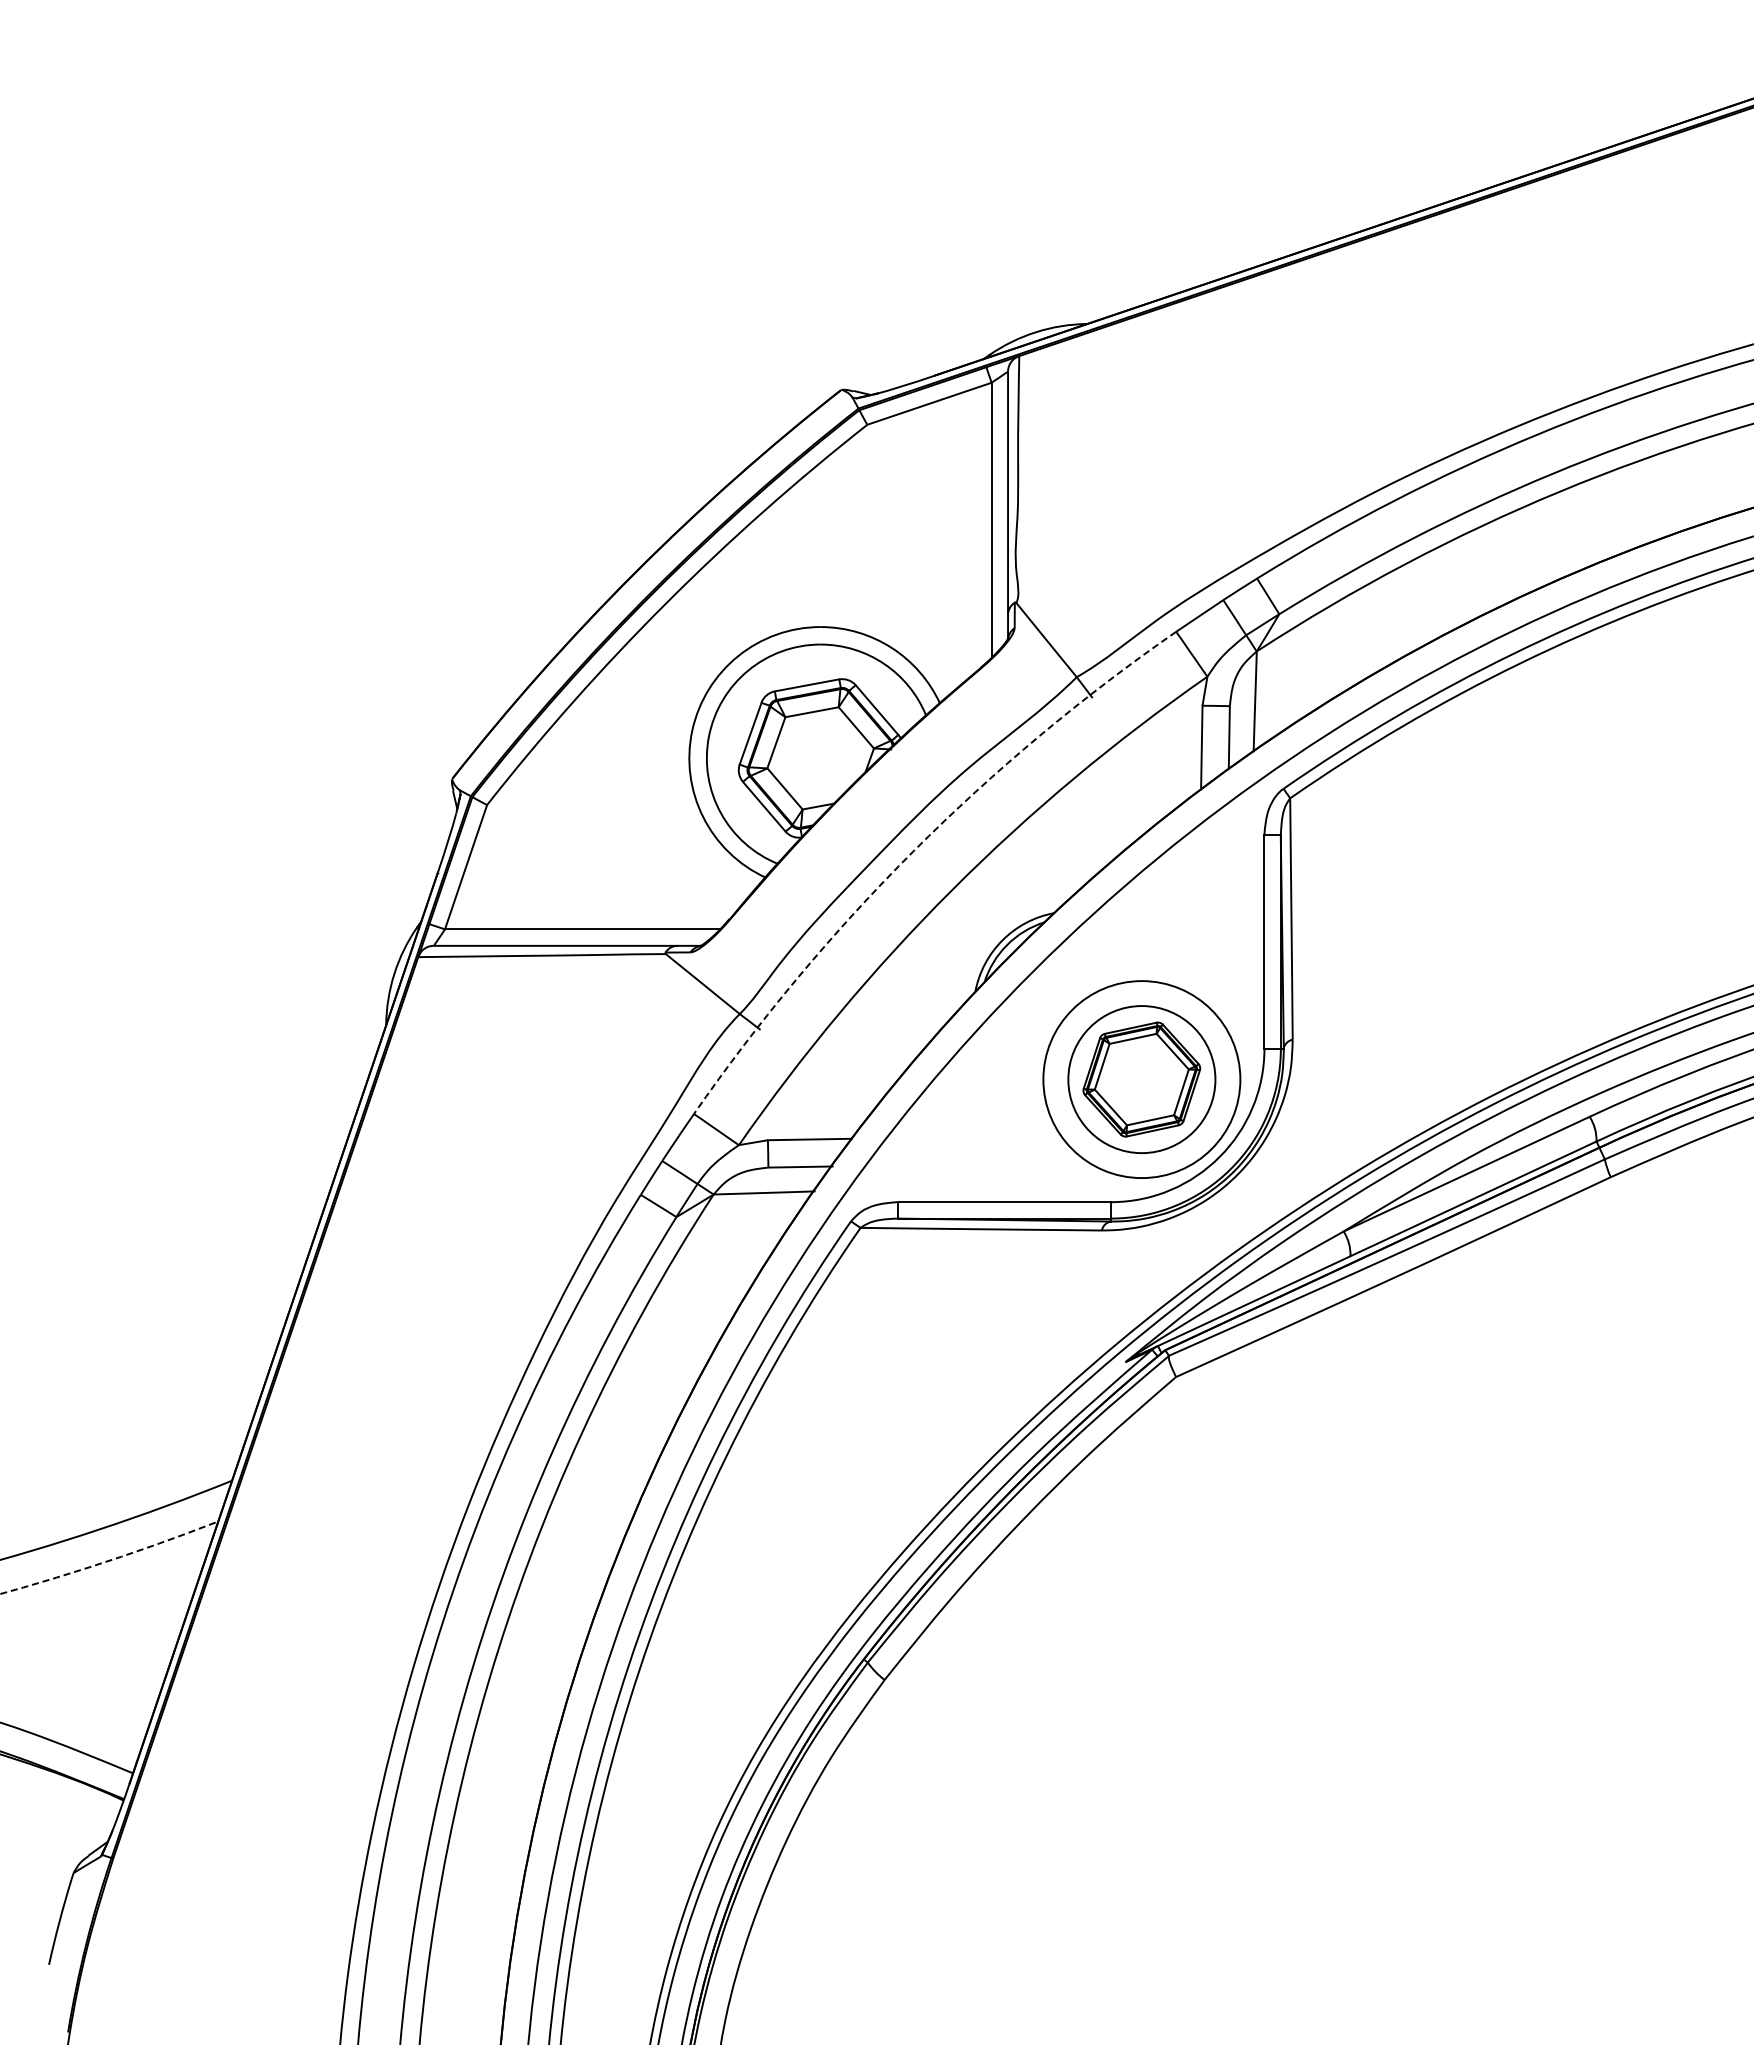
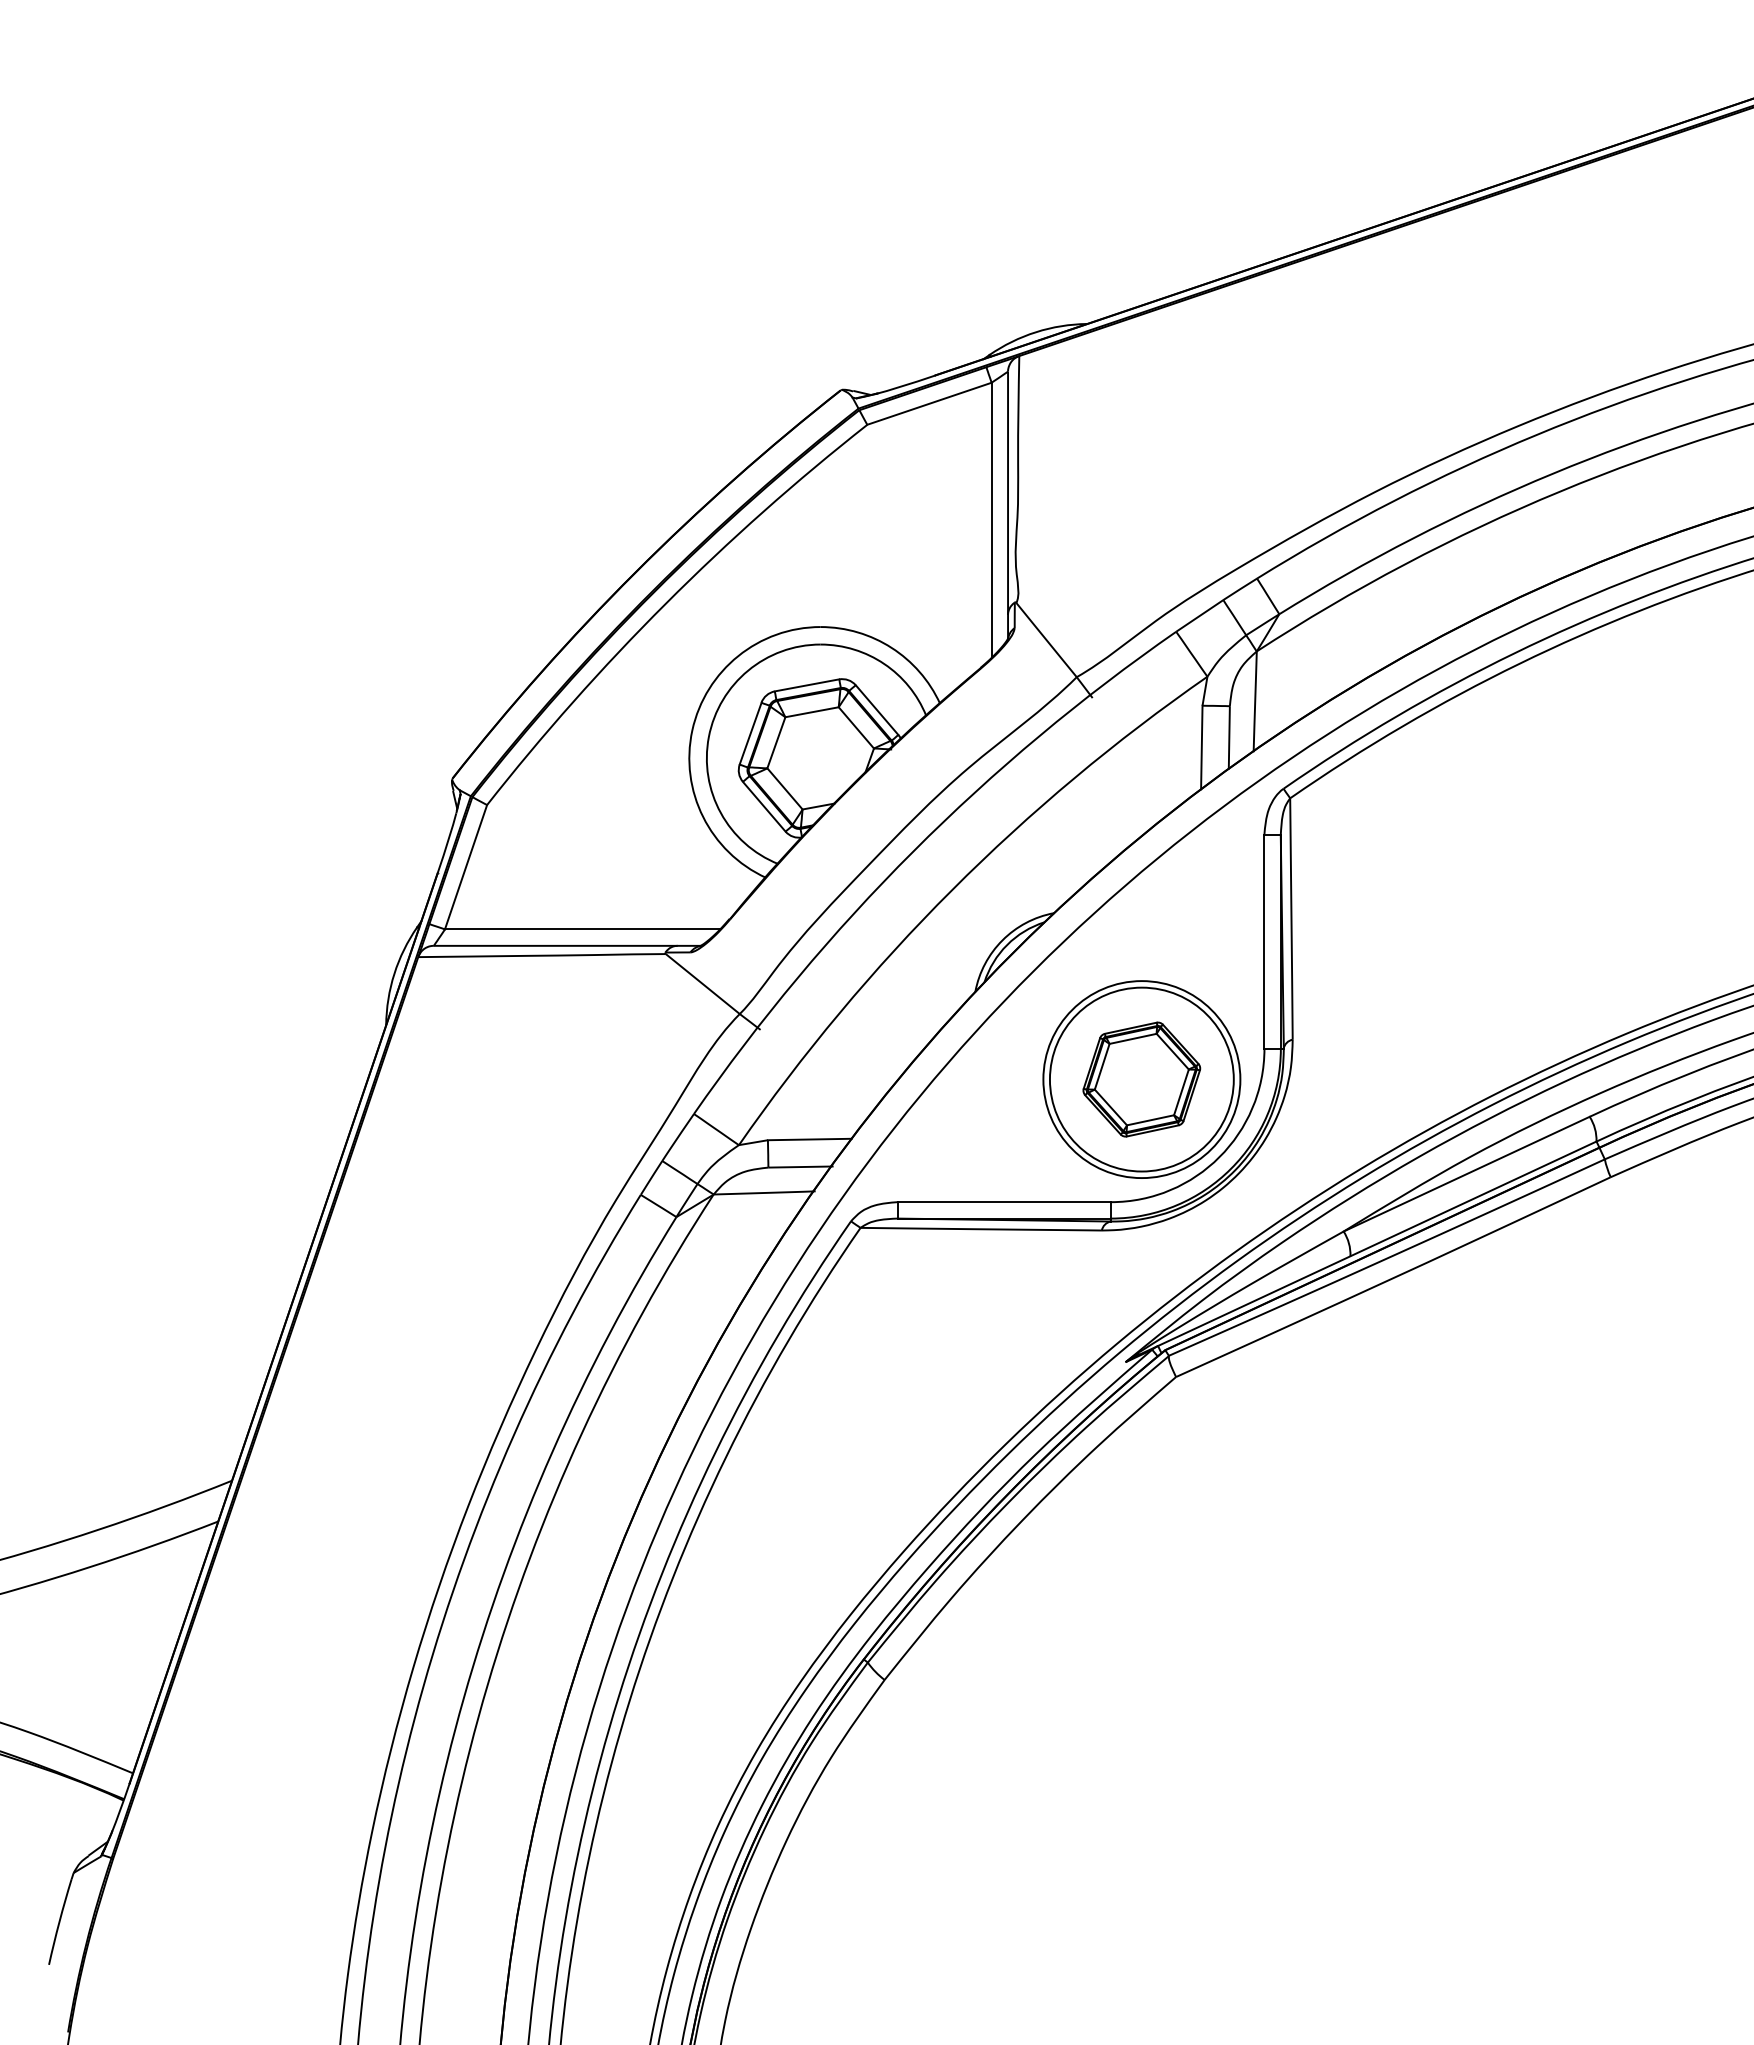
arc: dashed -> solid (913, 851)
circle diameter: 147 px -> 184 px (1141, 1079)
arc: dashed -> solid (110, 1560)
